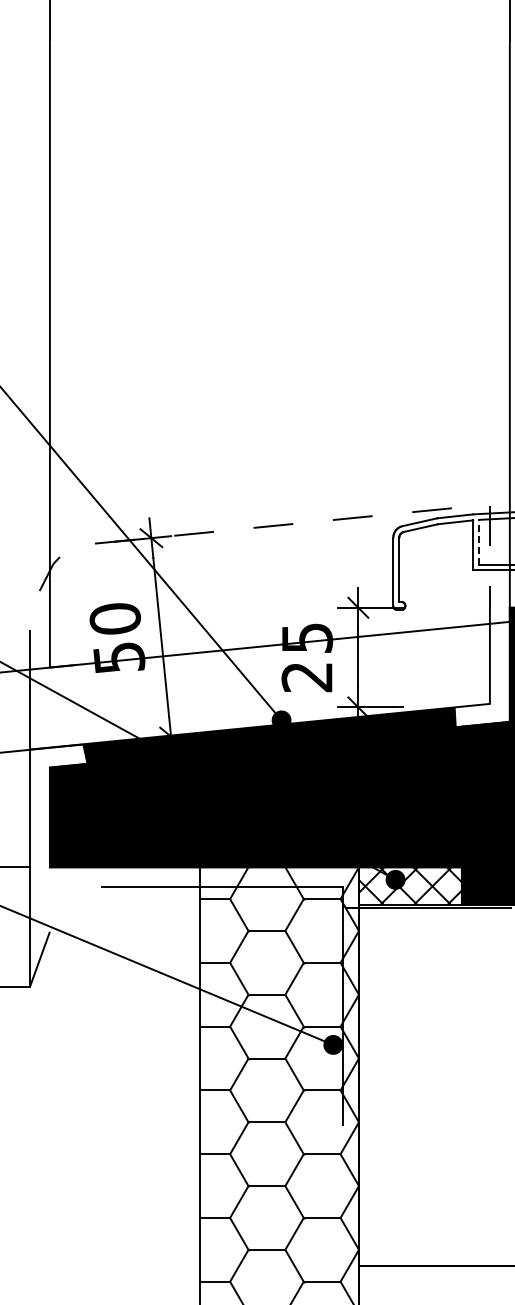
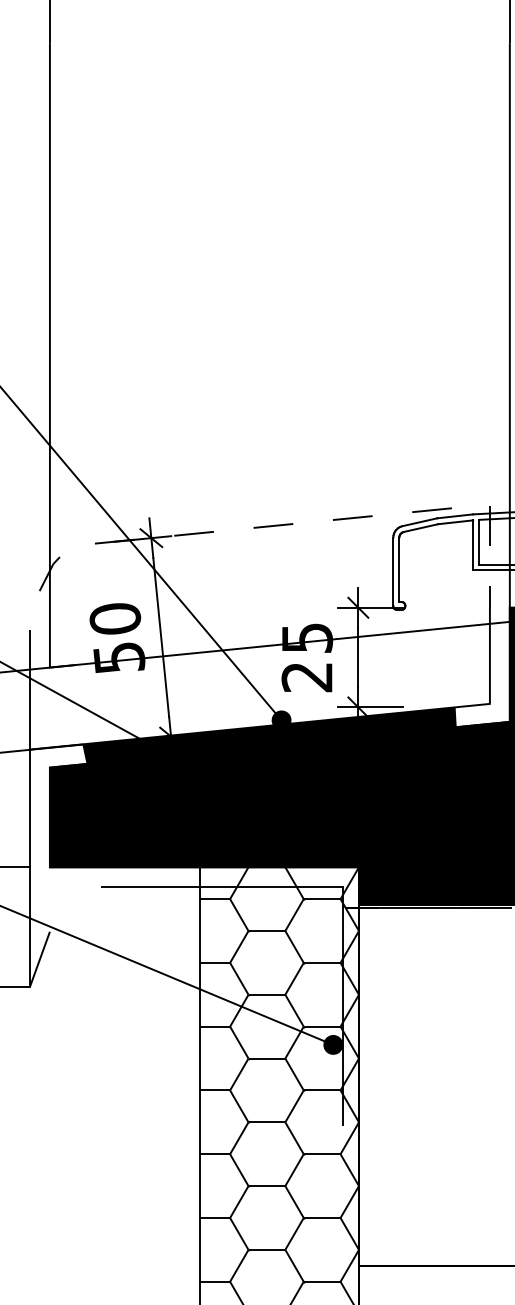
line: dashed -> solid (479, 541)
fill: none -> present (409, 885)
